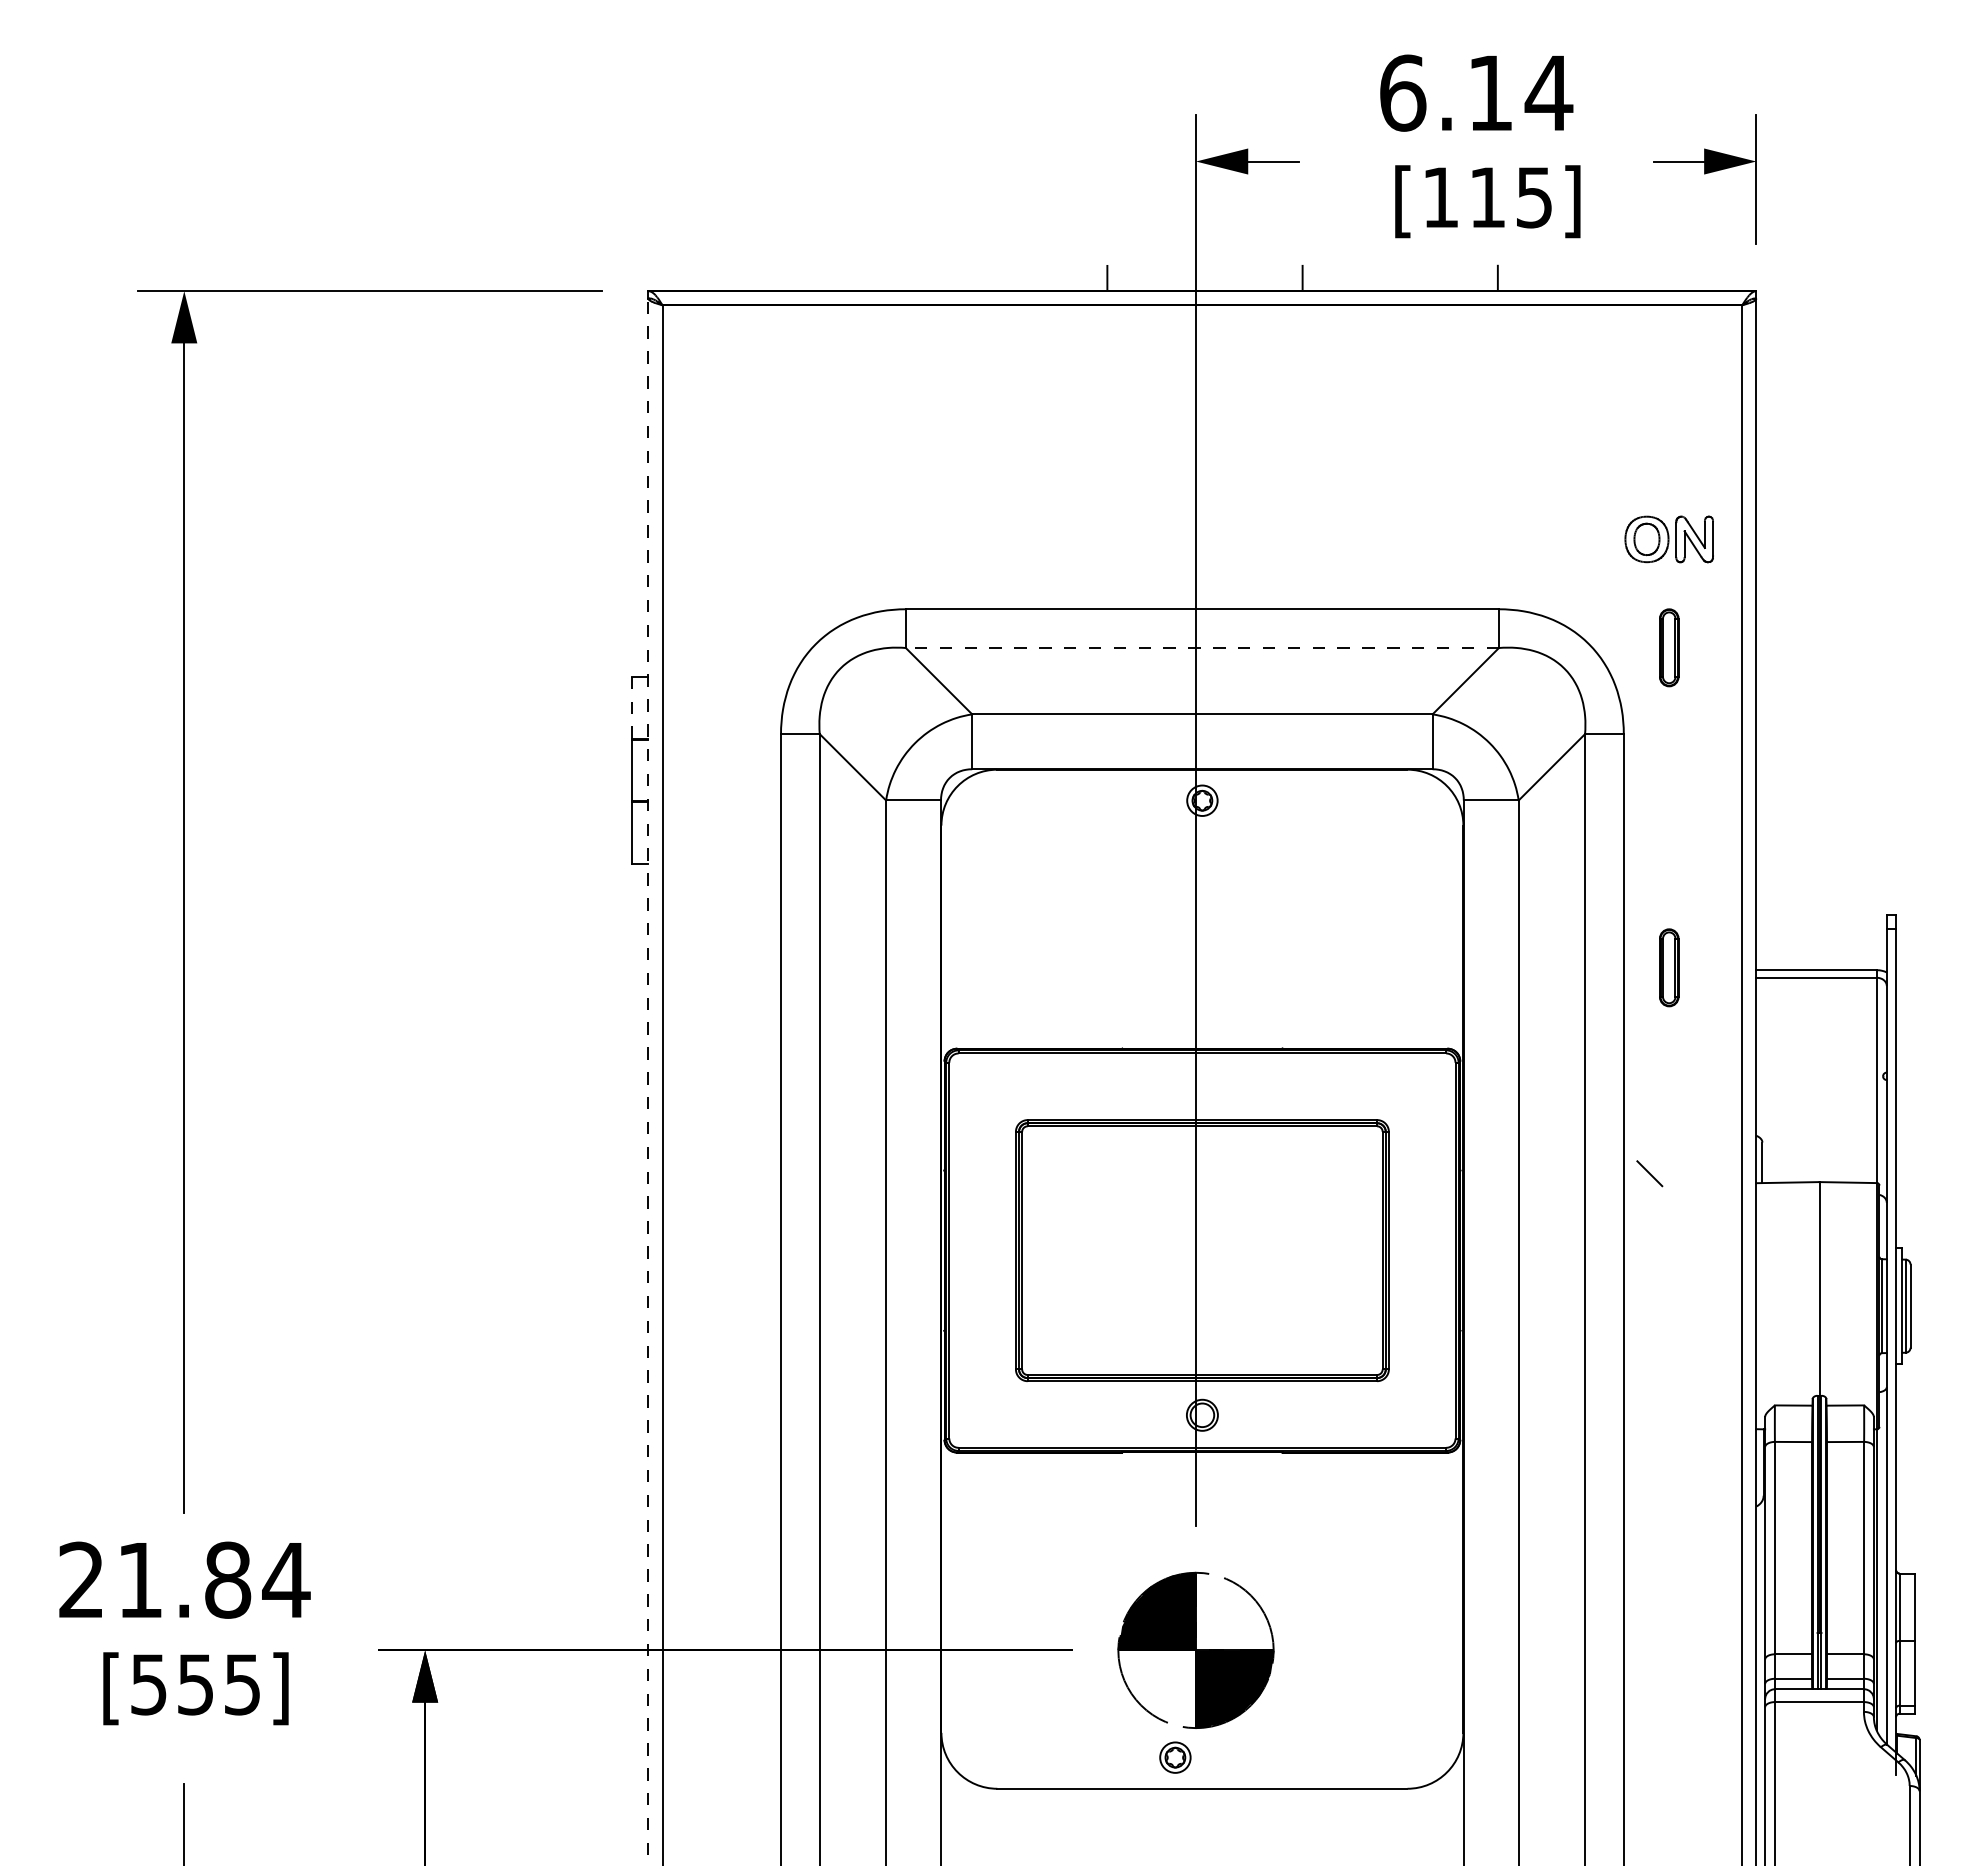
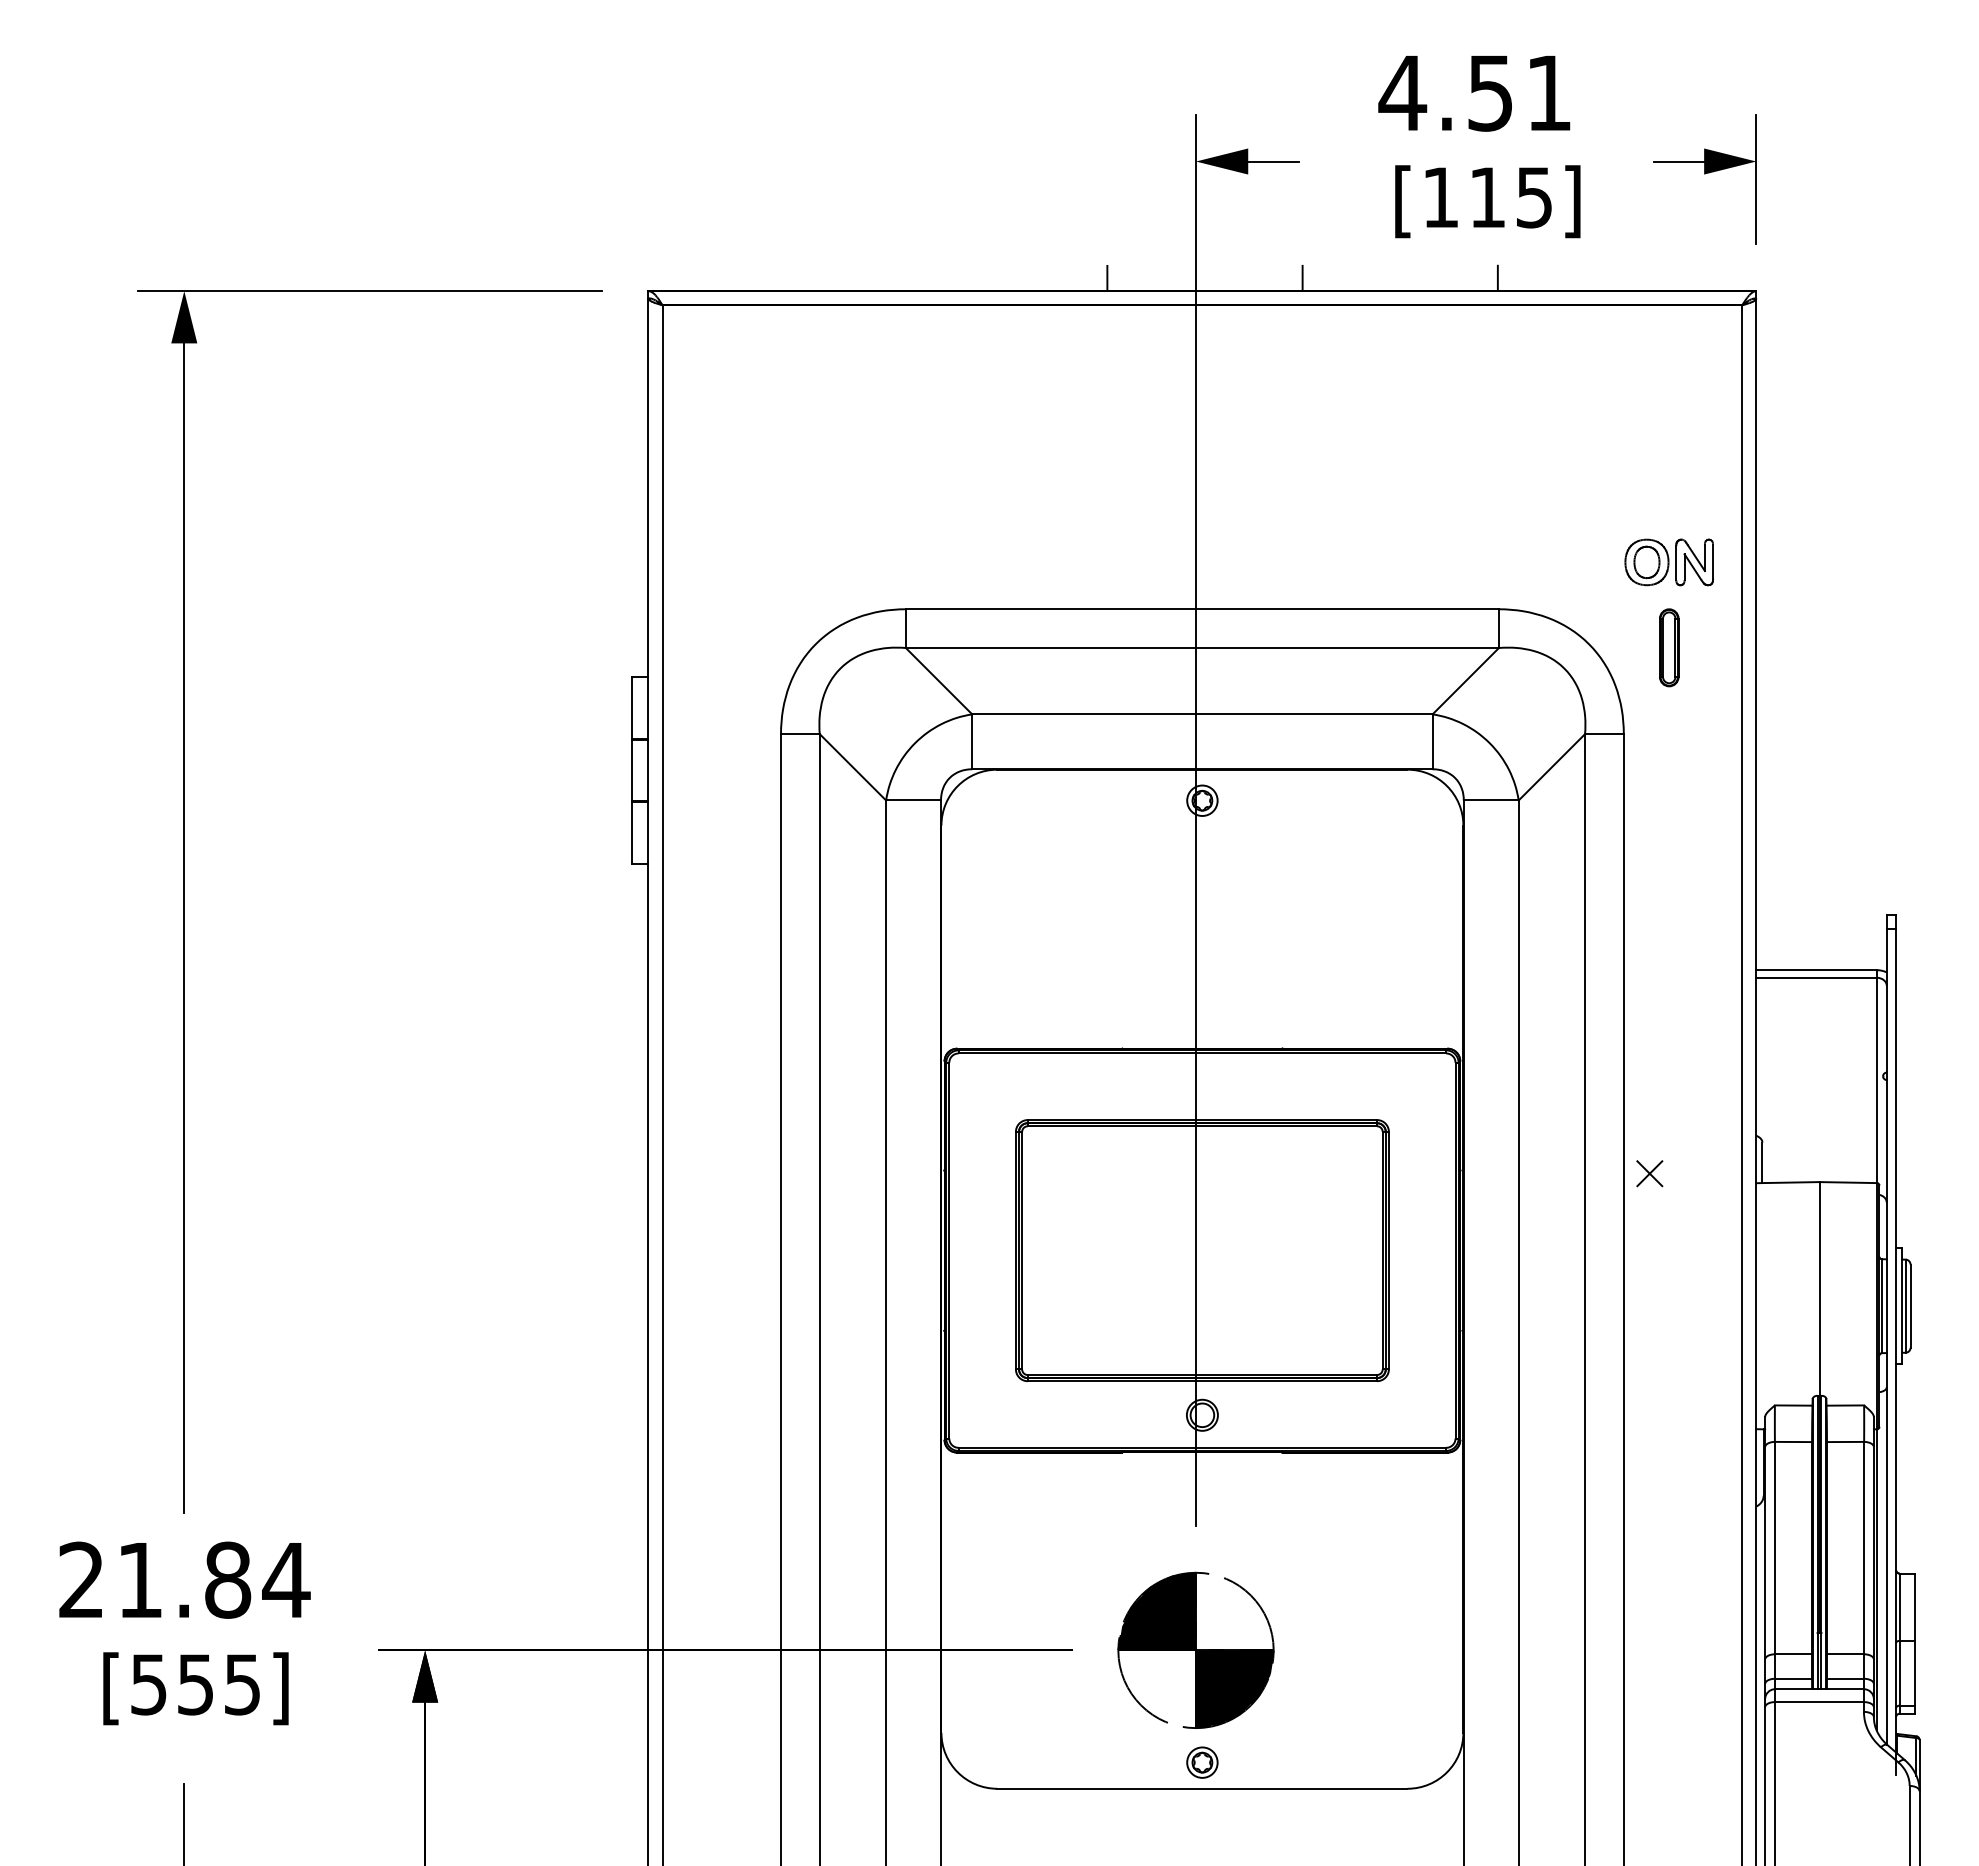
text: 6.14 -> 4.51 (1475, 92)
part position: (1668, 539) -> (1668, 562) (1668, 562)
line: dashed -> solid (1202, 648)
line: dashed -> solid (631, 708)
part: present -> none (1669, 967)
line: dashed -> solid (648, 1081)
line: none -> present (1649, 1173)
part position: (1175, 1757) -> (1202, 1762) (1202, 1762)
